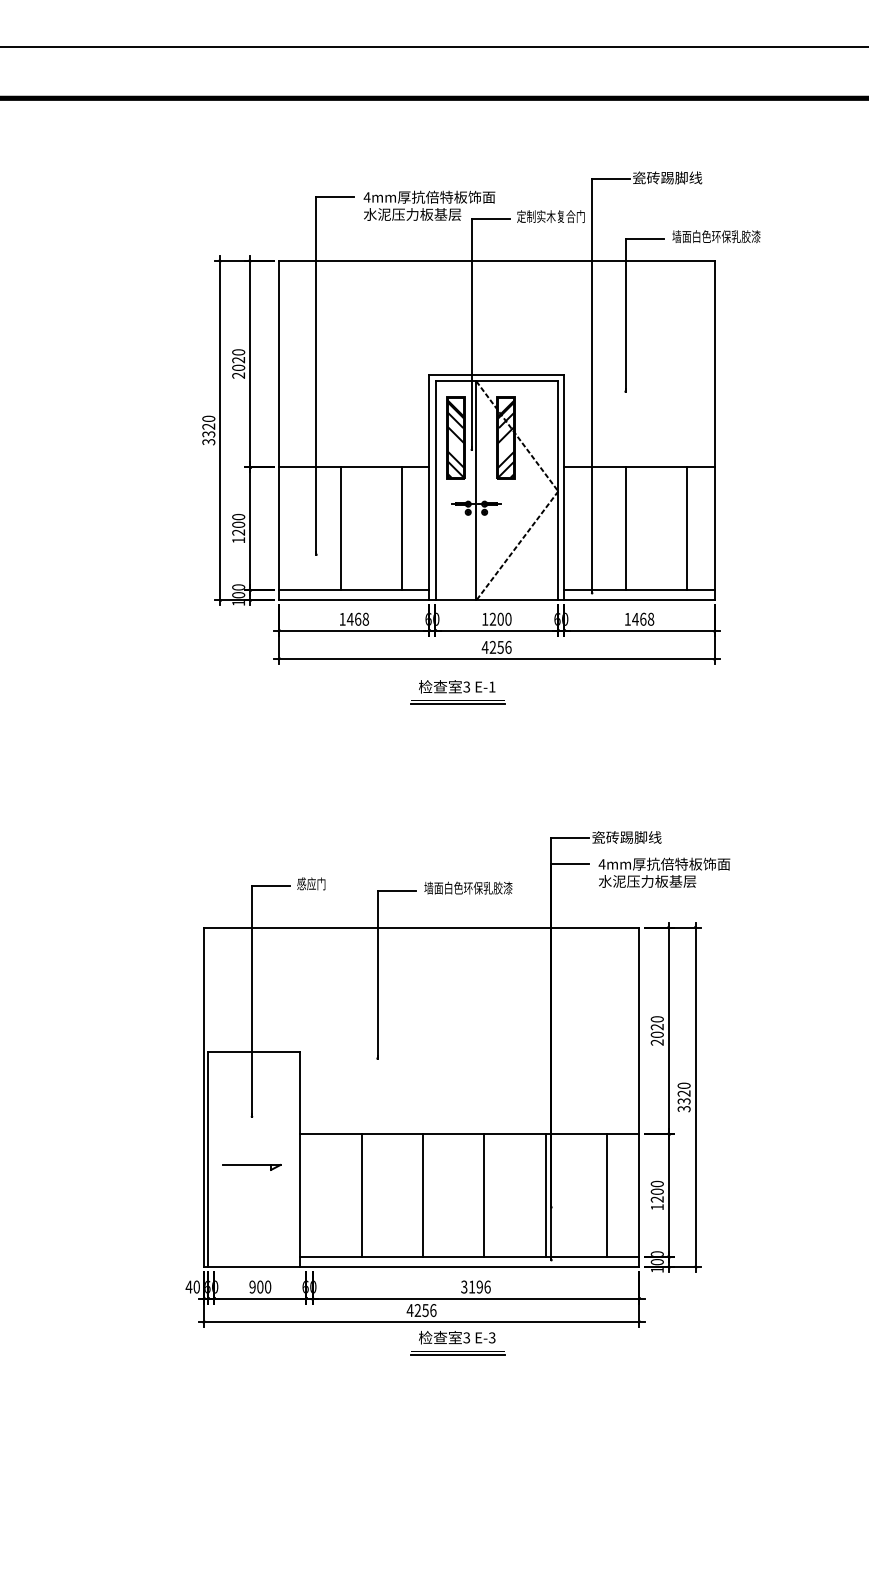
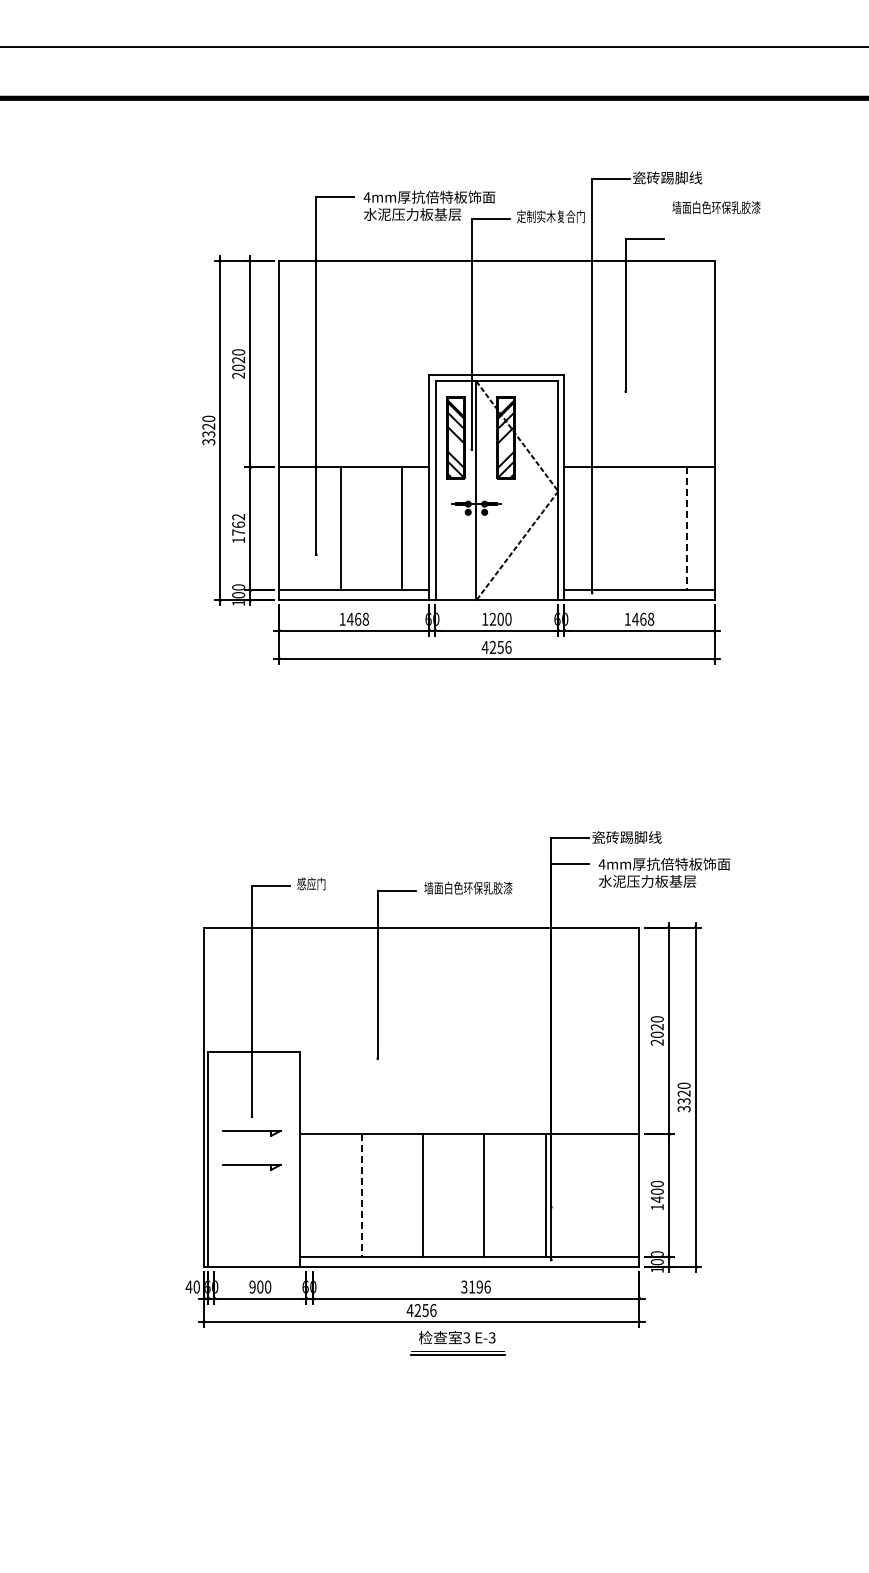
text position: (716, 236) -> (716, 207) (716, 207)
text: 1200 -> 1762 (238, 524)
line: present -> none (625, 528)
line: solid -> dashed (687, 529)
part: present -> none (457, 692)
part: none -> present (251, 1133)
line: present -> none (607, 1195)
line: solid -> dashed (361, 1196)
text: 1200 -> 1400 (656, 1199)
